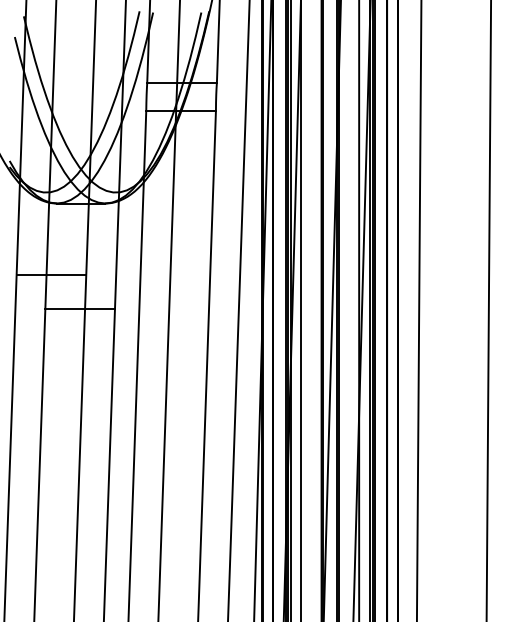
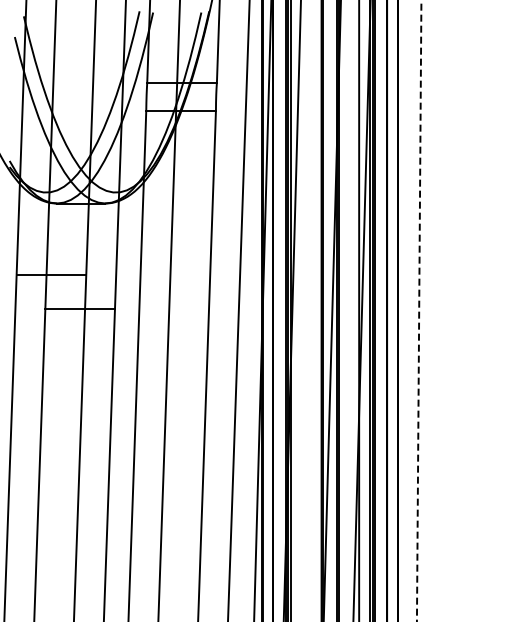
line: present -> none (301, 310)
line: present -> none (488, 310)
line: solid -> dashed (419, 311)
